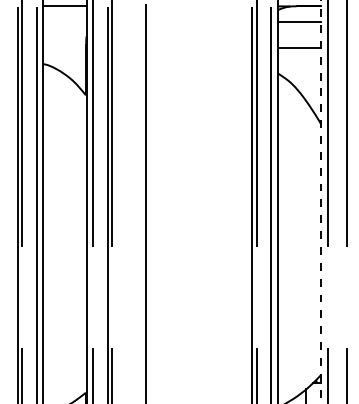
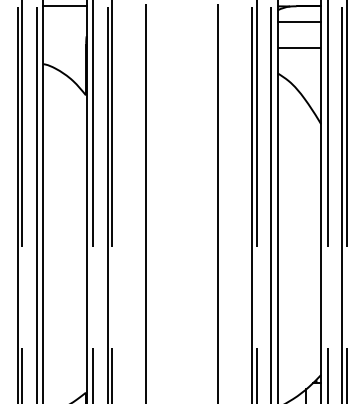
line: none -> present (218, 201)
line: none -> present (342, 201)
line: dashed -> solid (321, 202)
